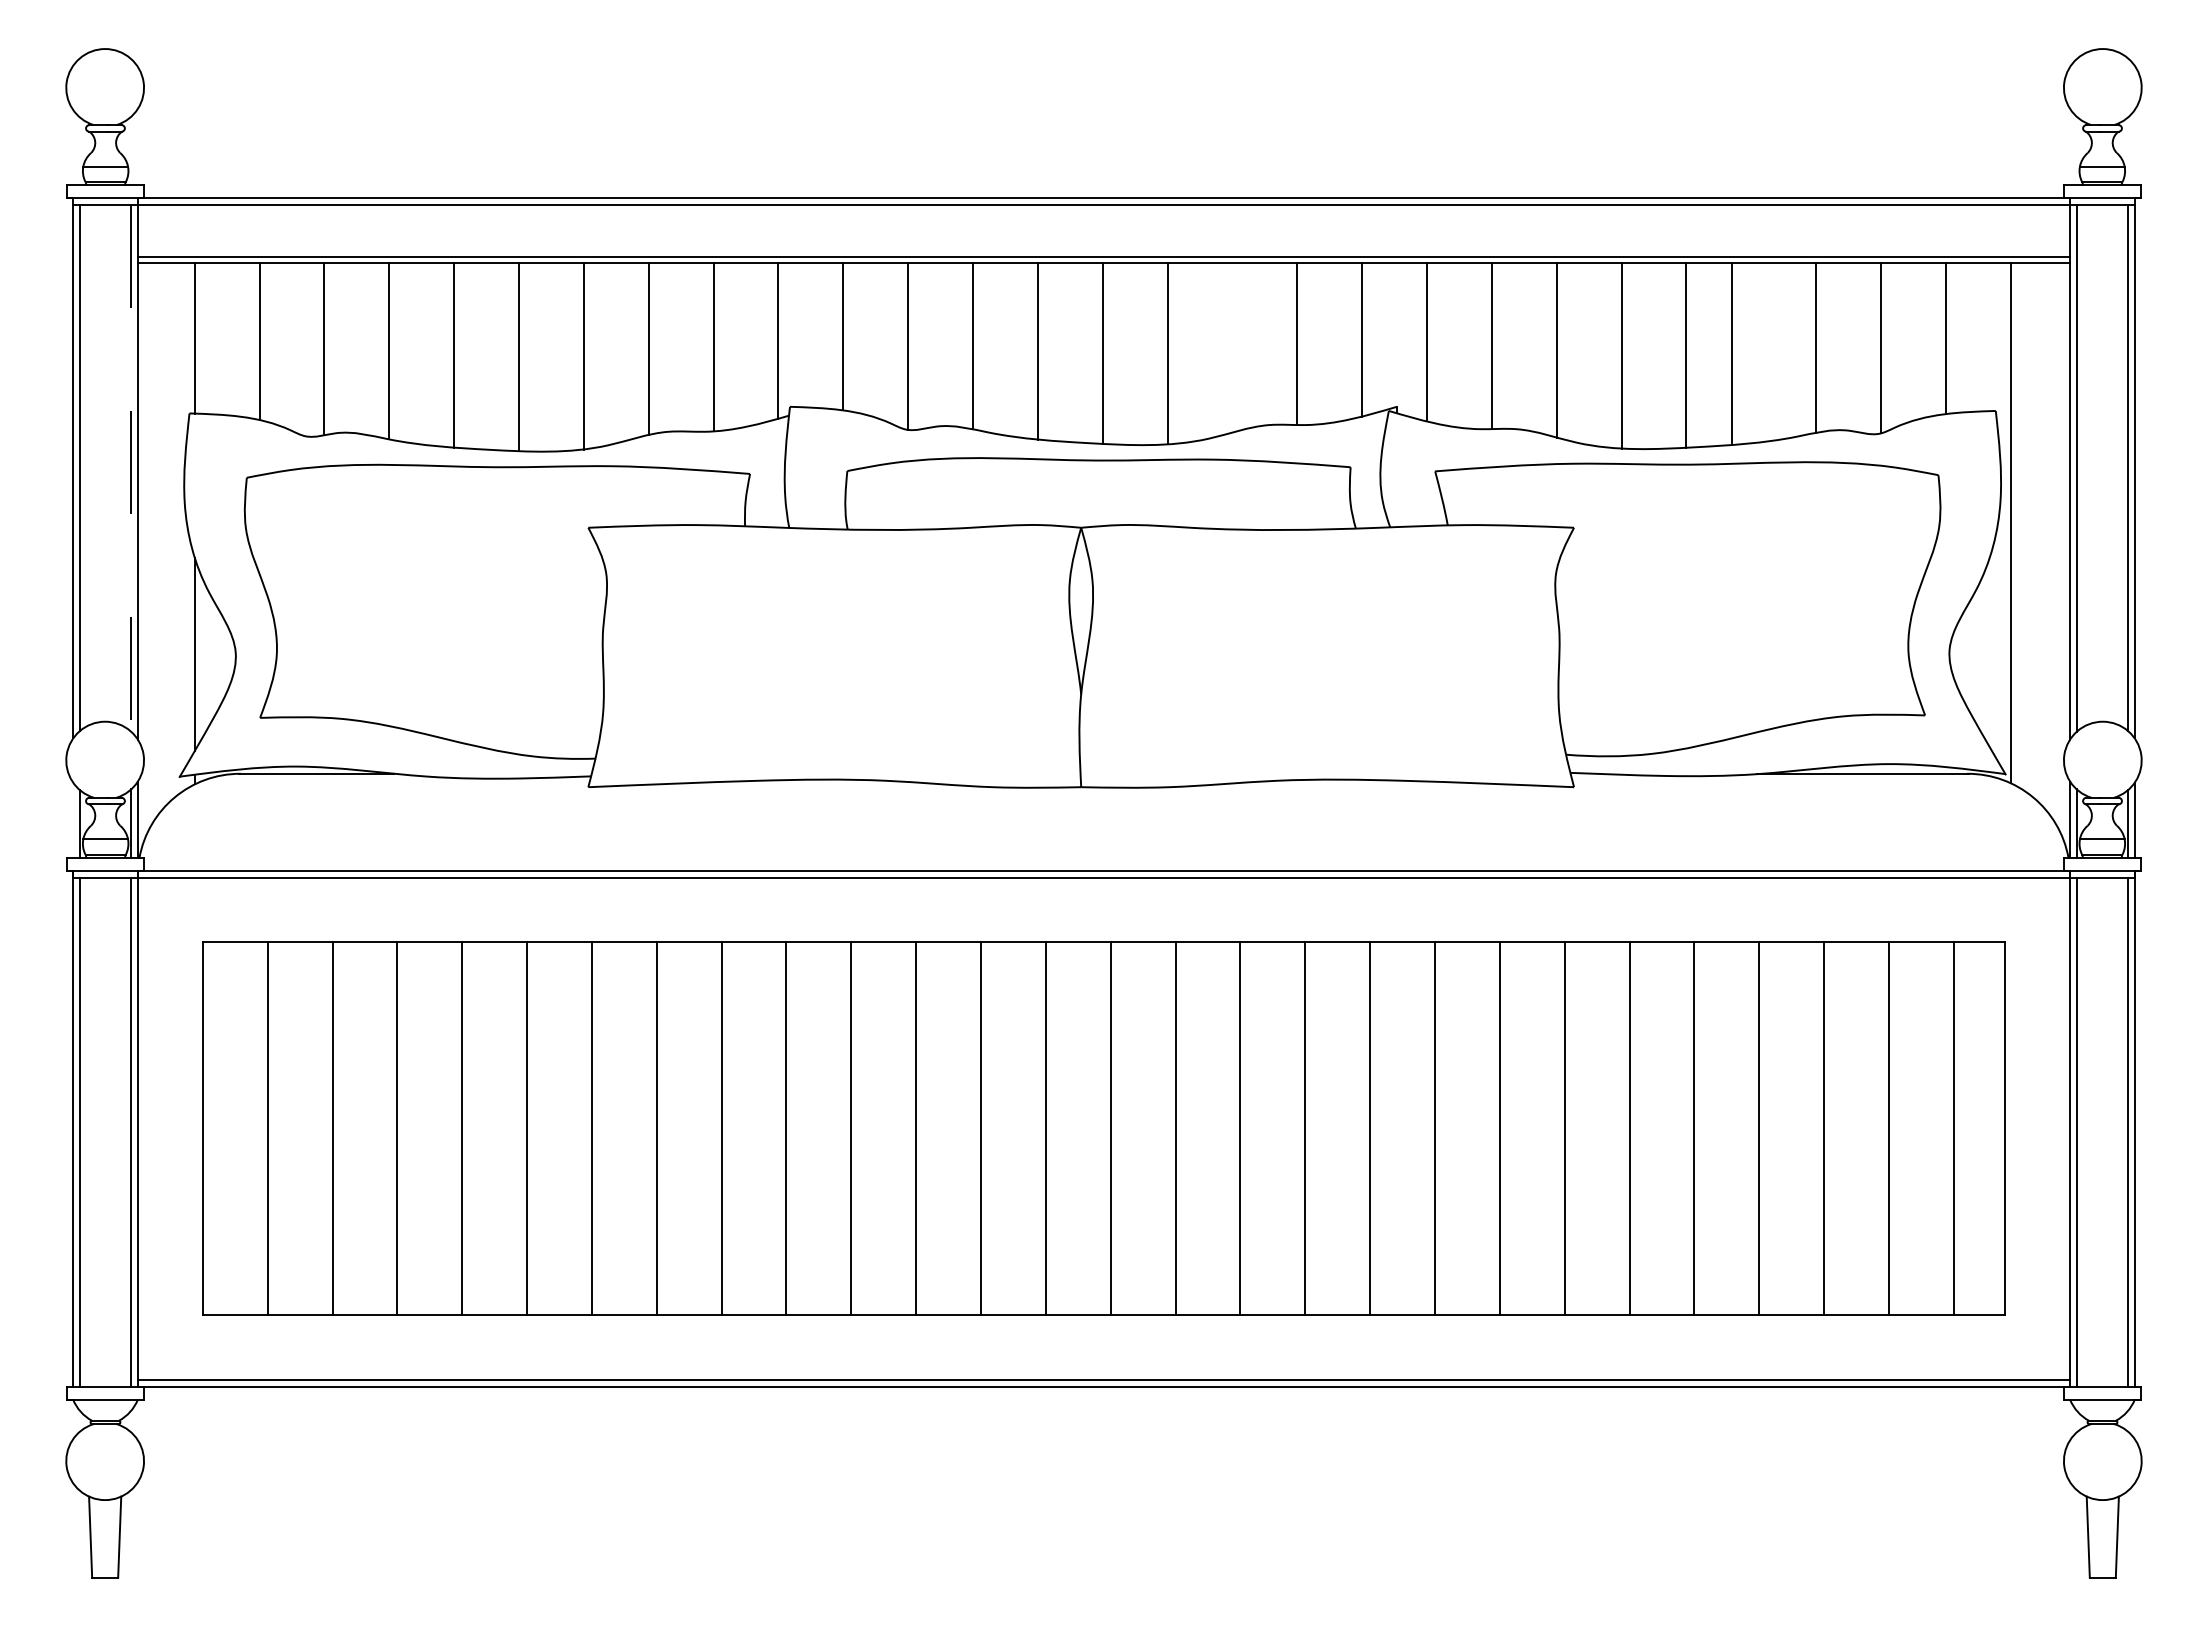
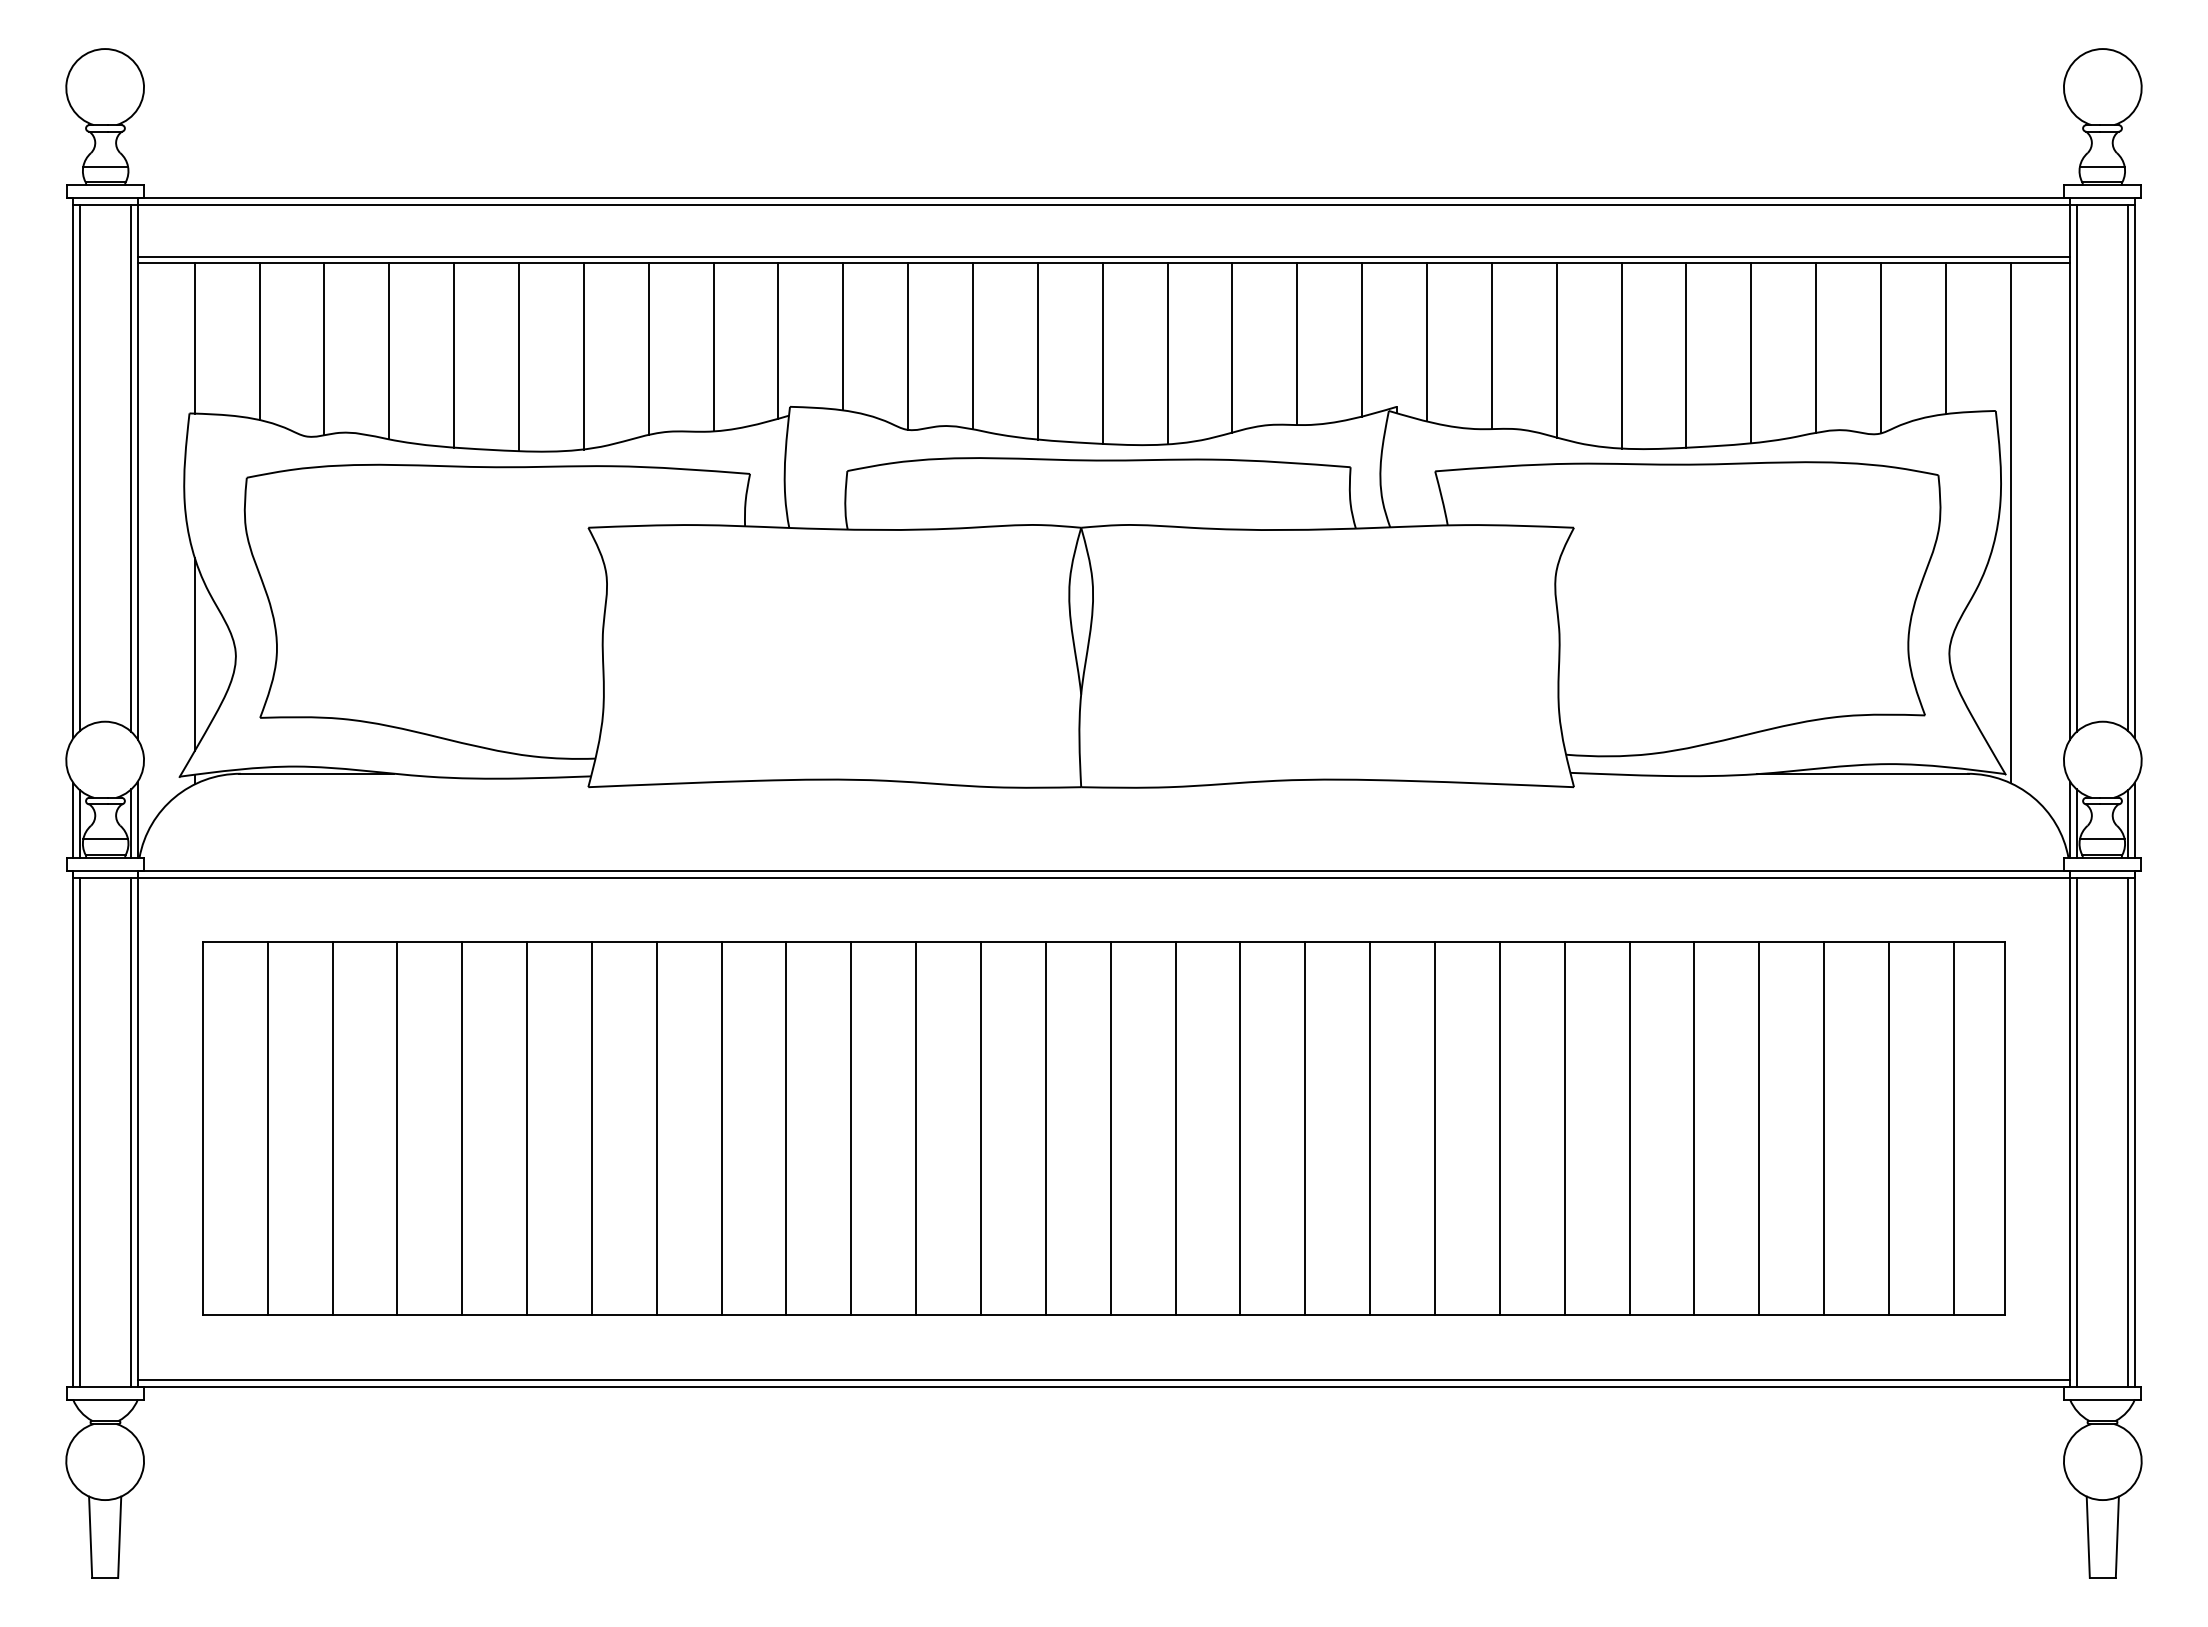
line: none -> present (1232, 347)
line position: (1732, 353) -> (1751, 353) (1751, 353)
line: dashed -> solid (131, 468)
line: none -> present (73, 820)
